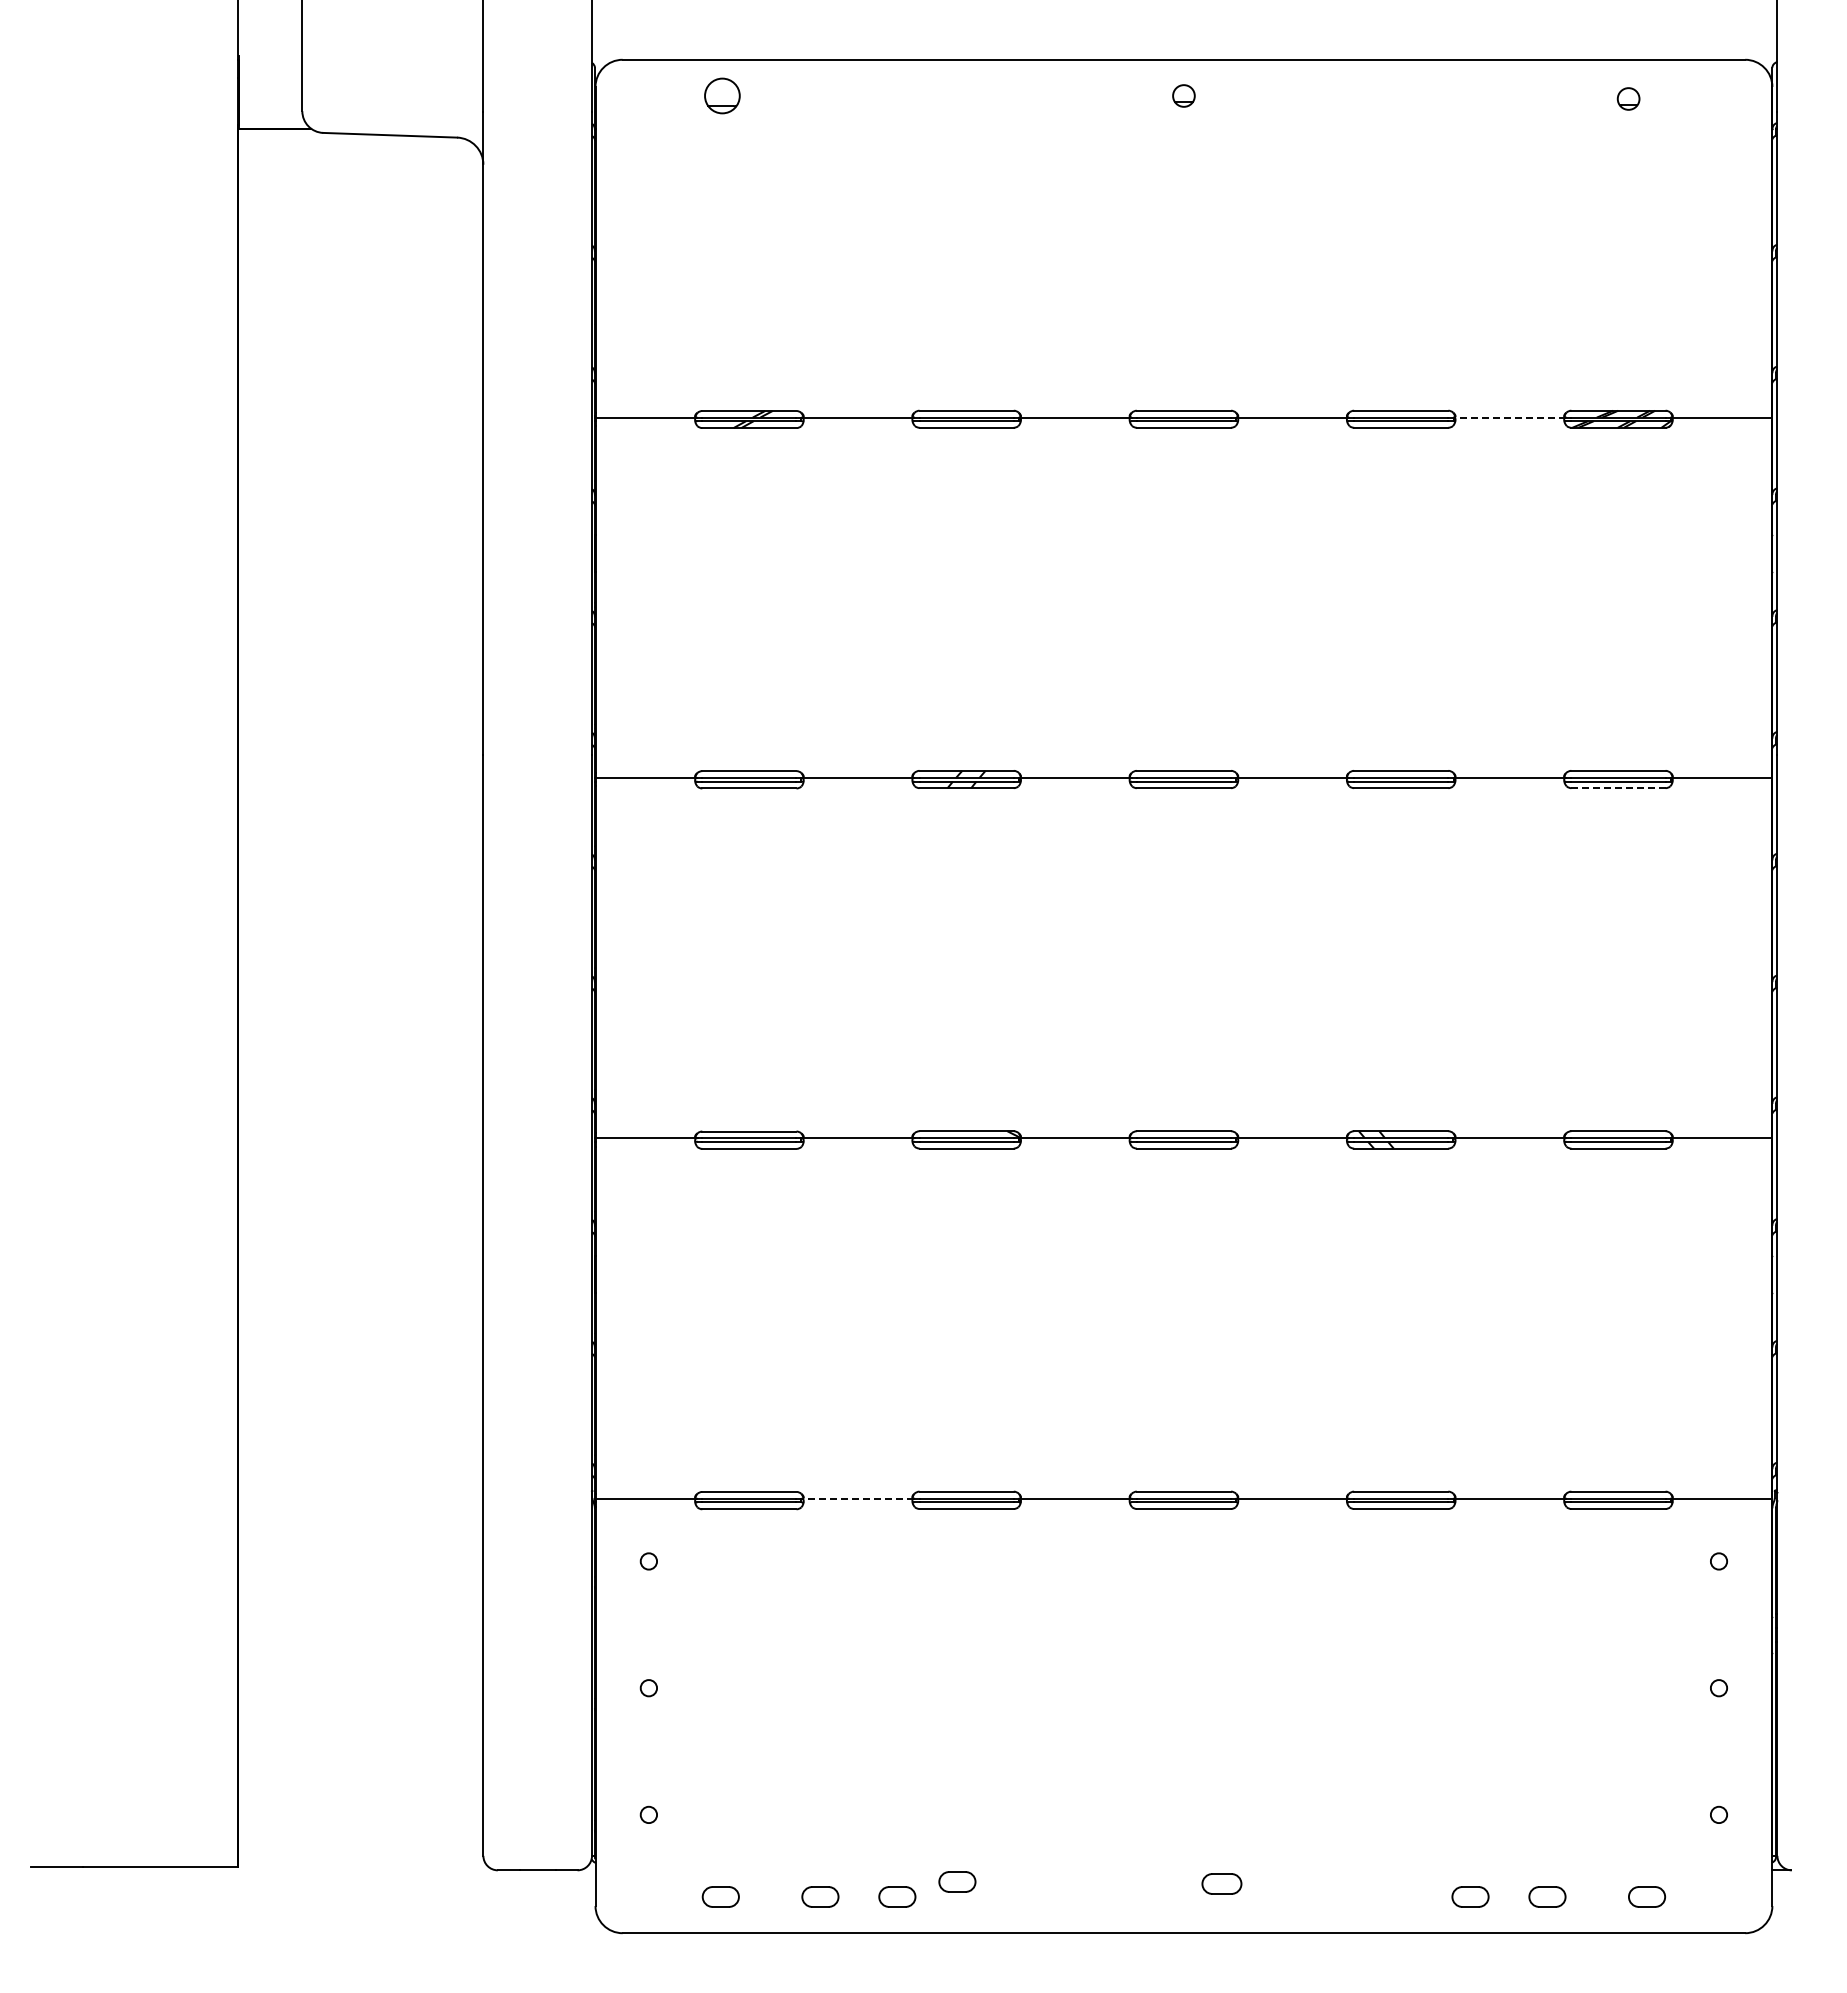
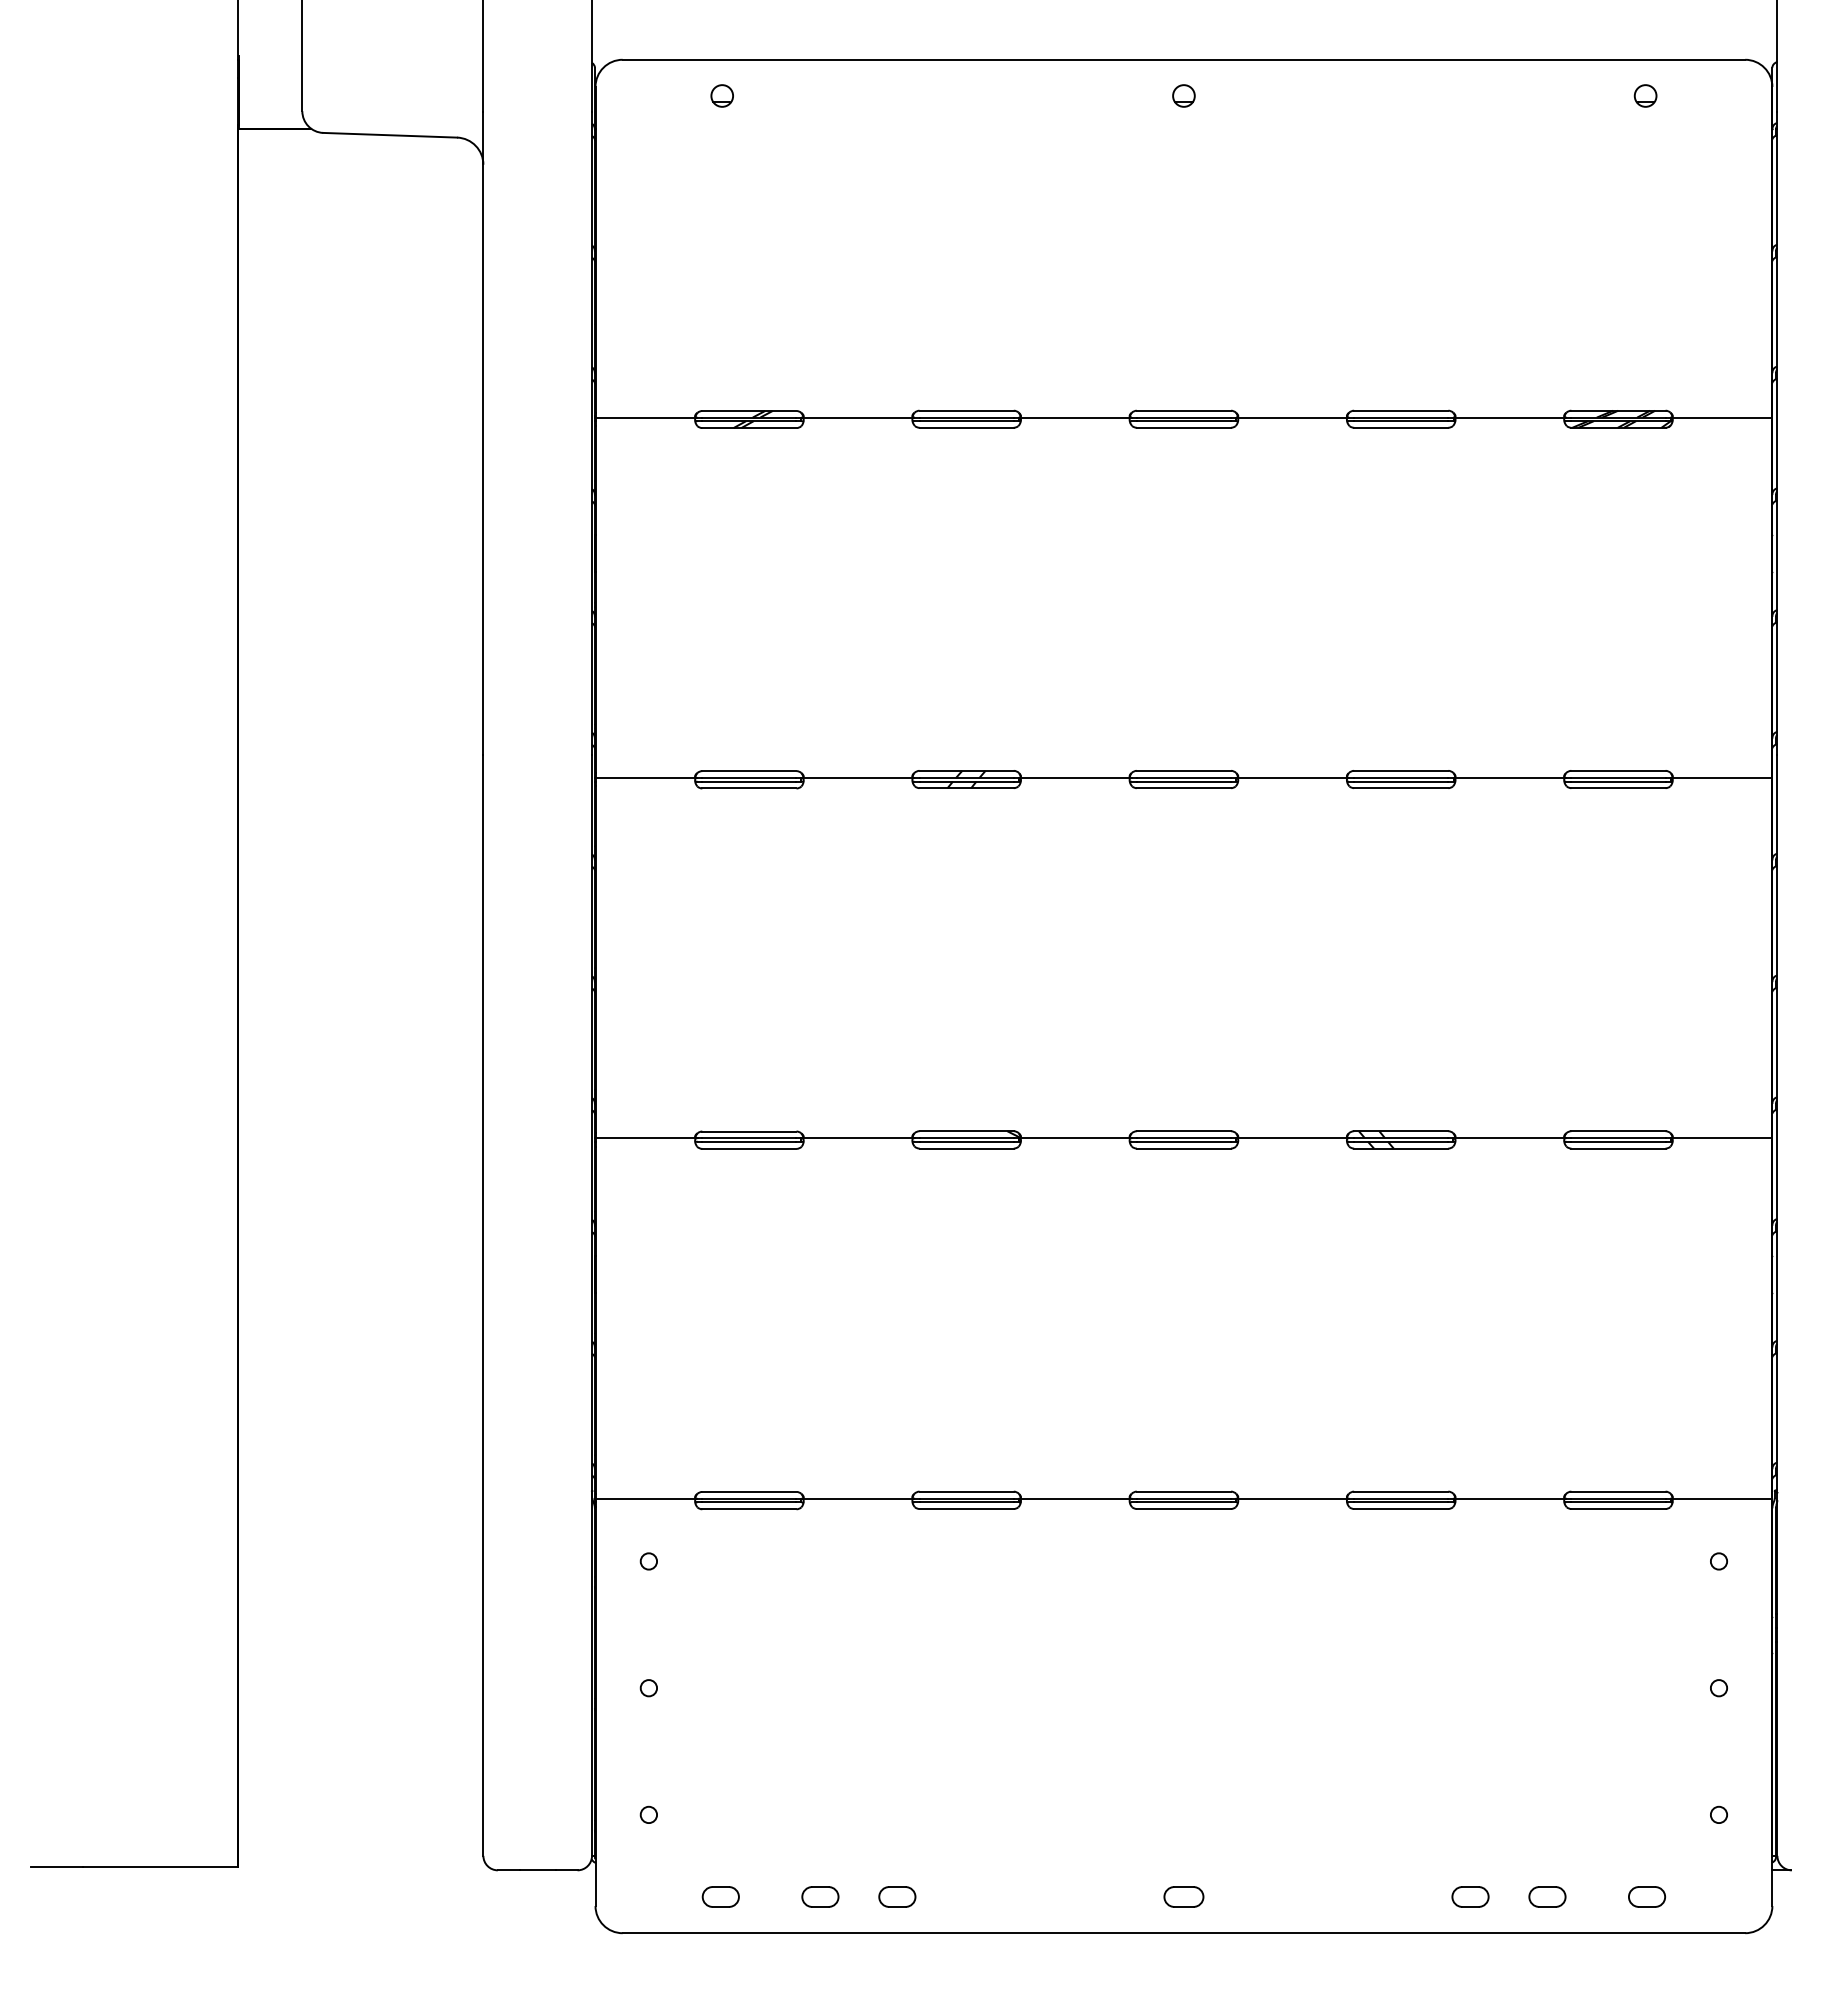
part size: 37x38 px -> 24x24 px (721, 95)
part position: (1628, 98) -> (1645, 95) (1645, 95)
line: dashed -> solid (1509, 417)
line: dashed -> solid (1618, 788)
line: dashed -> solid (857, 1498)
part: present -> none (957, 1881)
part position: (1221, 1883) -> (1183, 1896) (1183, 1896)
